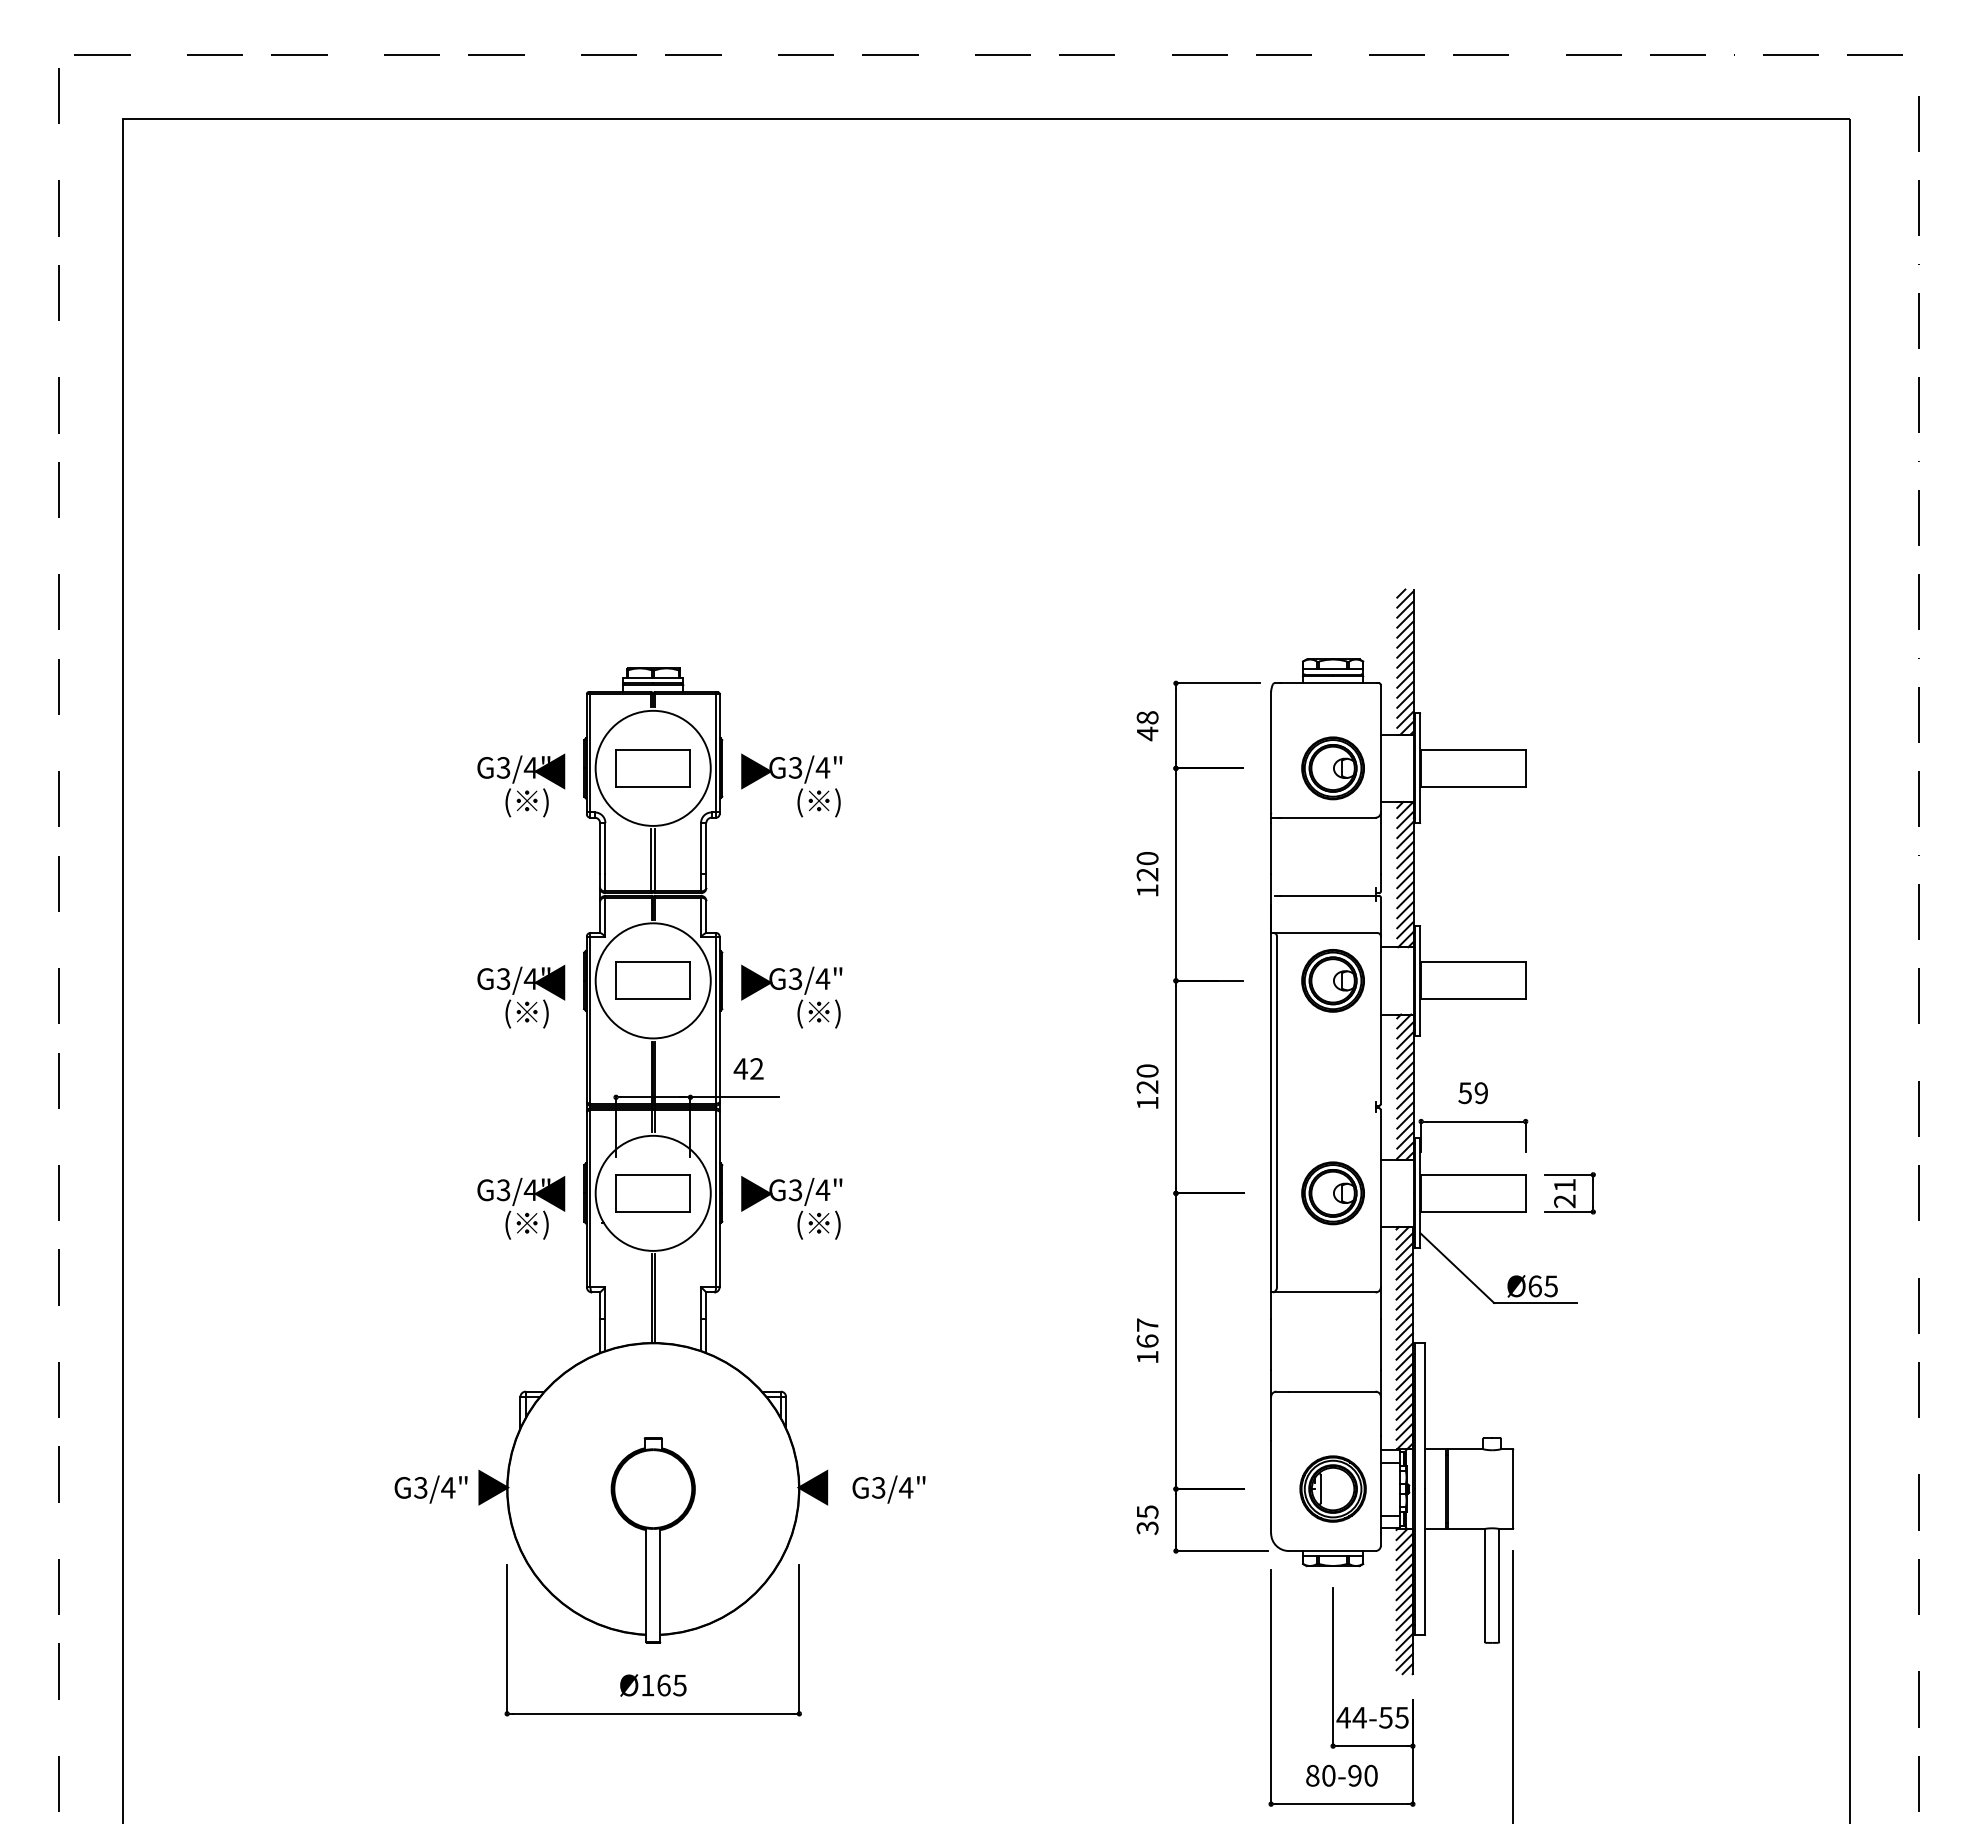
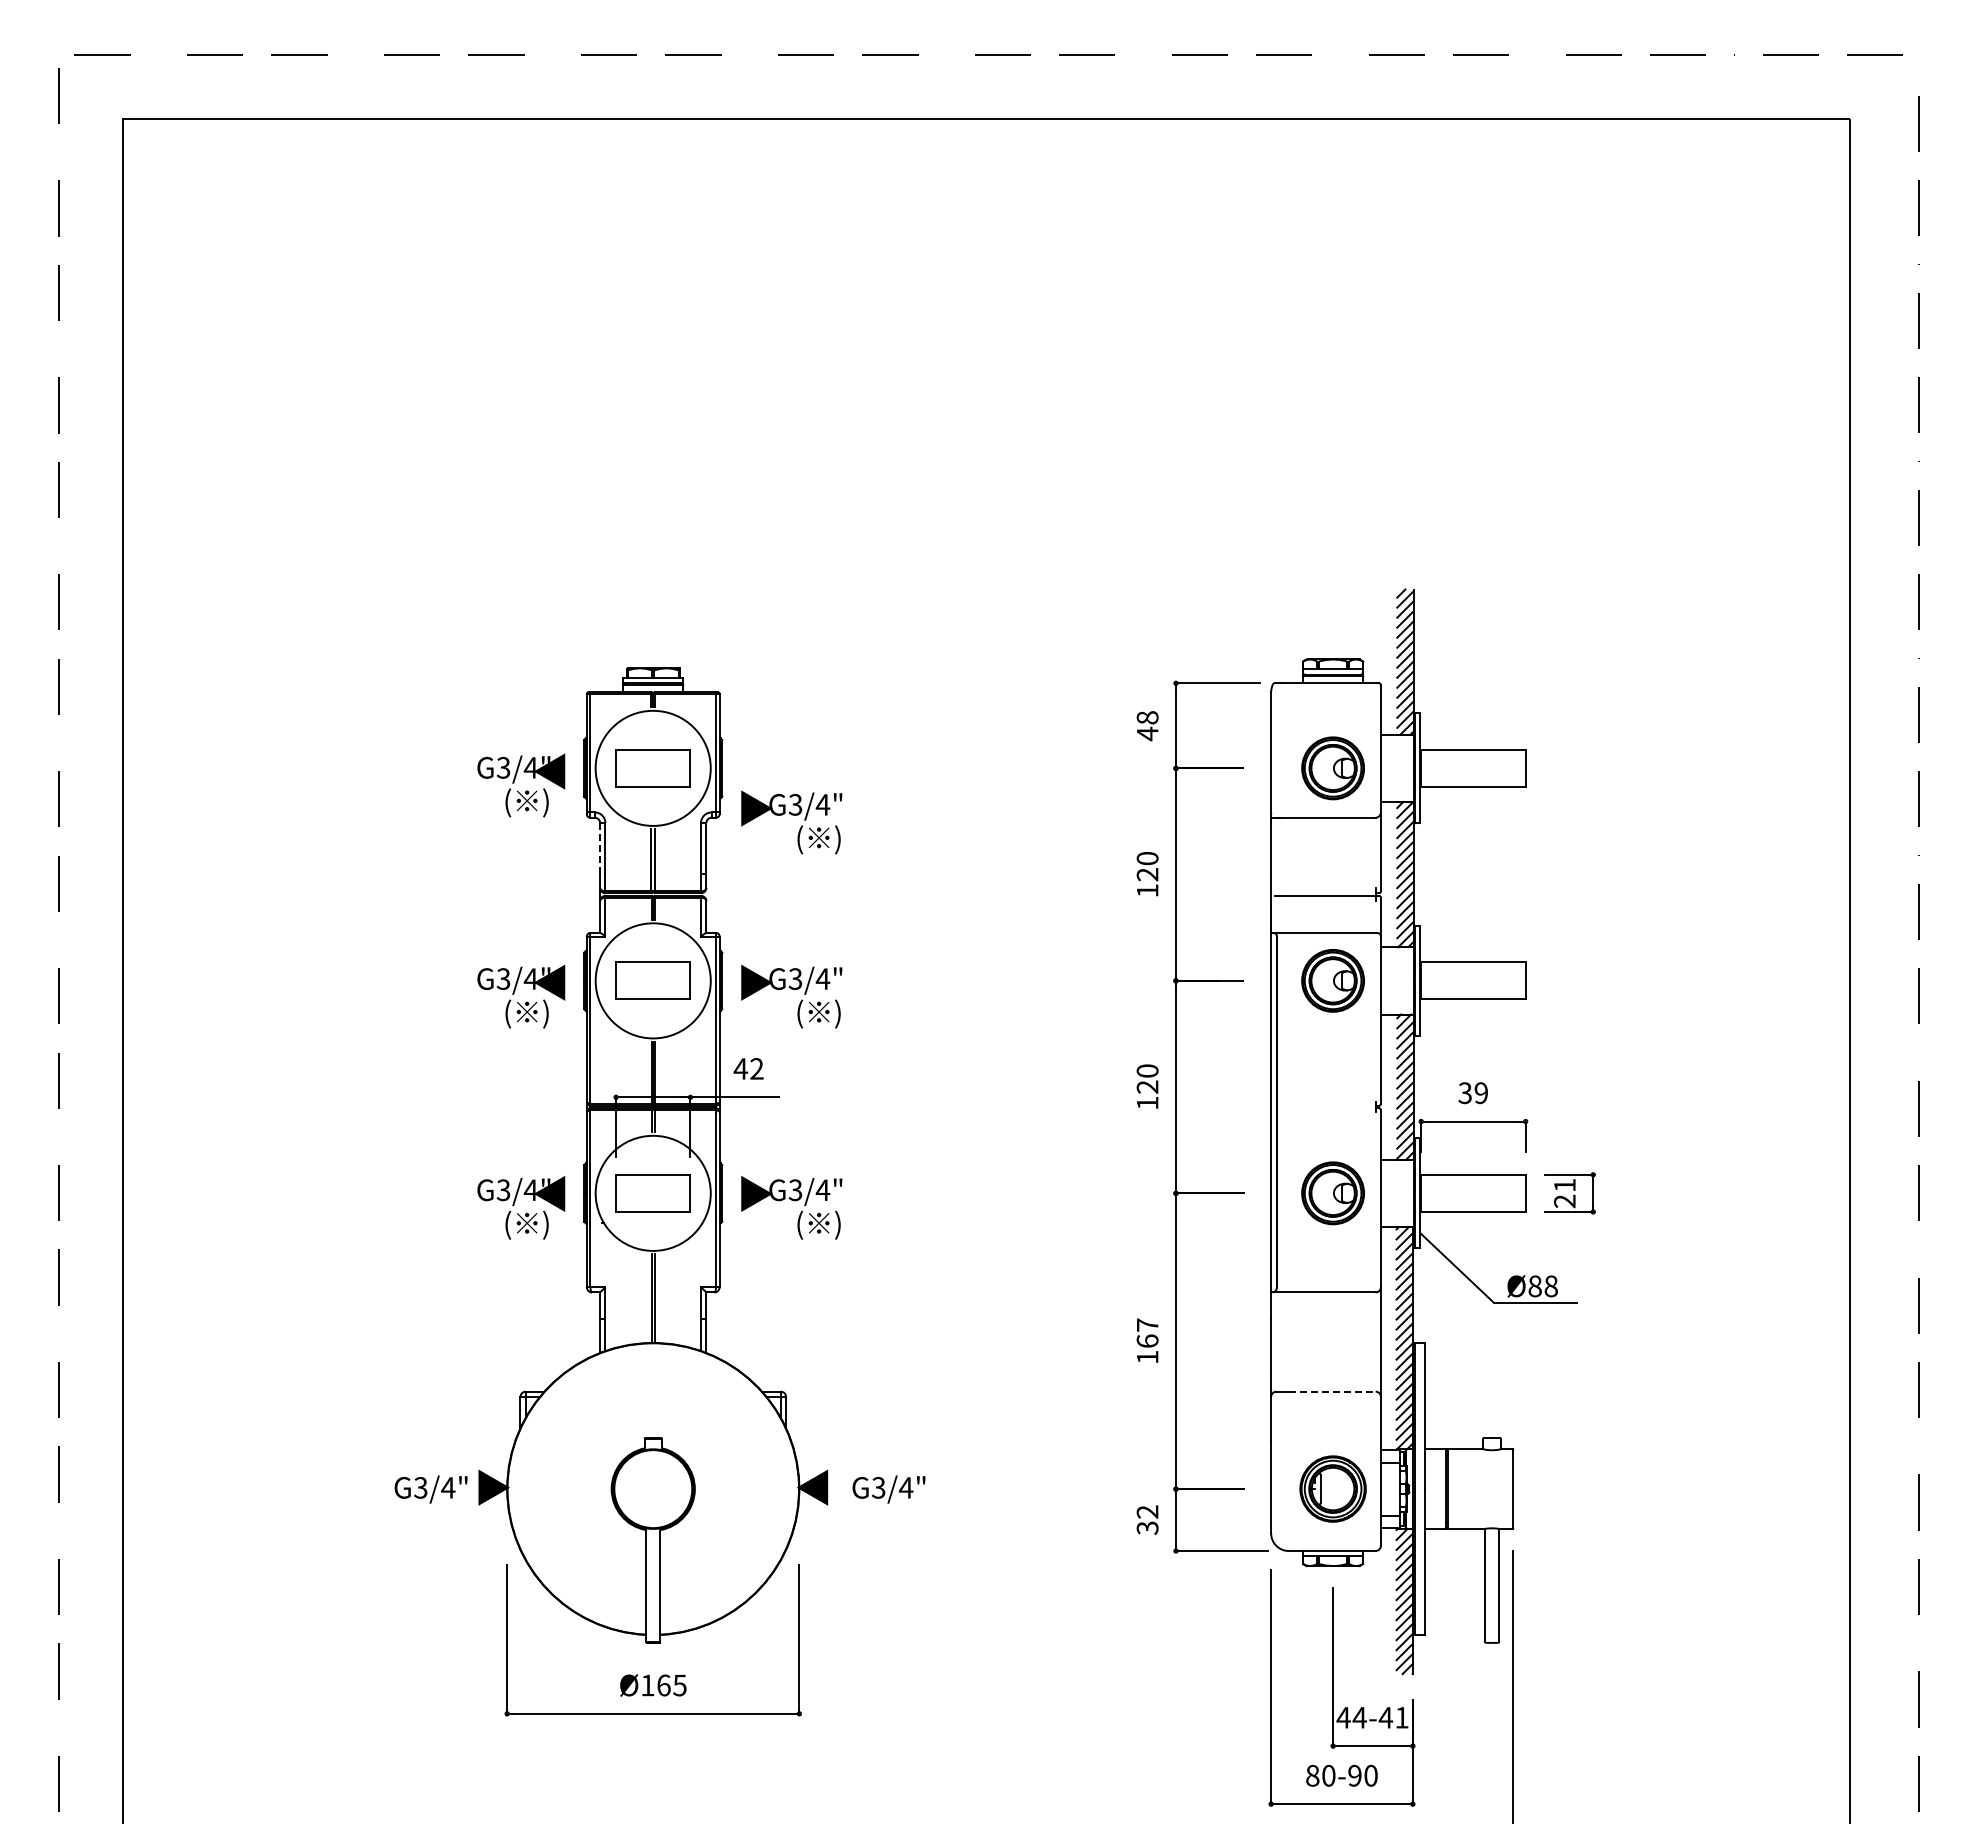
text position: (791, 785) -> (791, 822) (791, 822)
line: solid -> dashed (600, 848)
text: 59 -> 39 (1465, 1092)
text: Ø65 -> Ø88 (1542, 1286)
line: solid -> dashed (1332, 1391)
text: 35 -> 32 (1147, 1511)
text: 44-55 -> 44-41 (1393, 1717)
